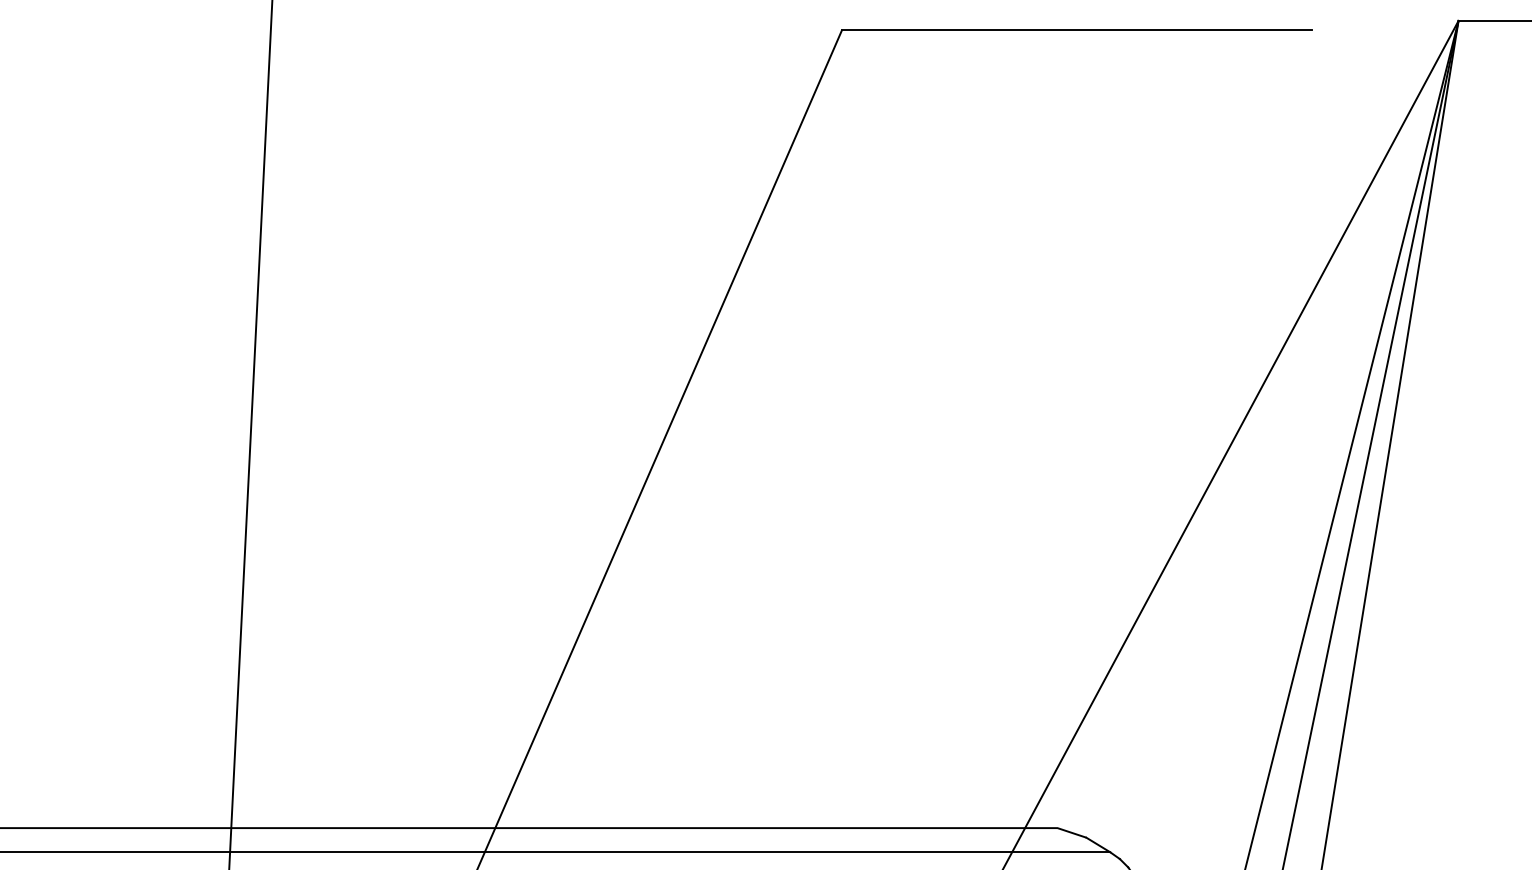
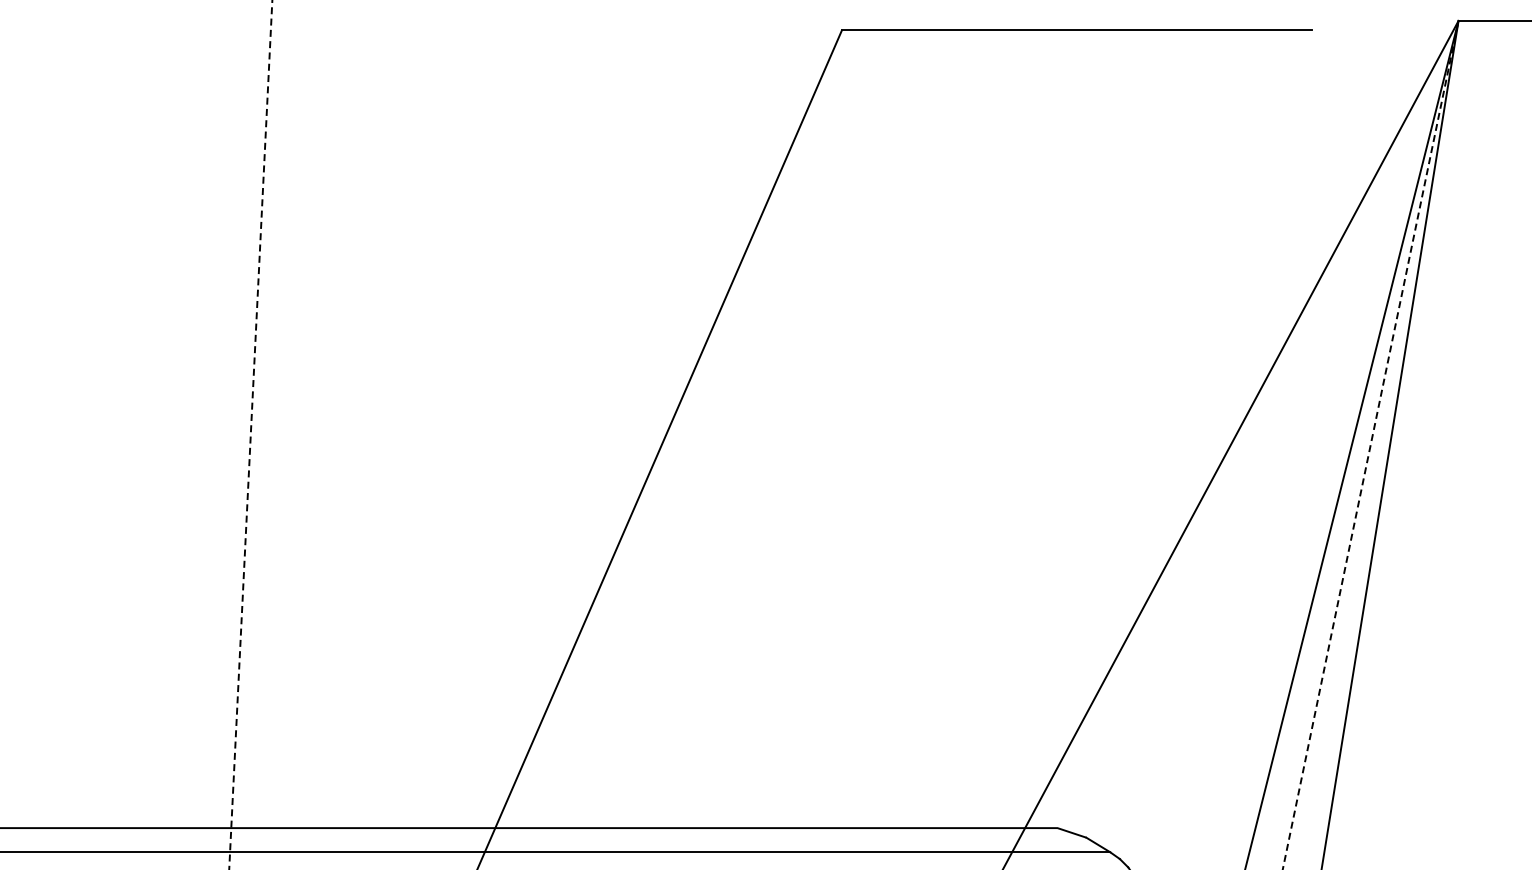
line: solid -> dashed (250, 434)
line: solid -> dashed (1370, 444)
